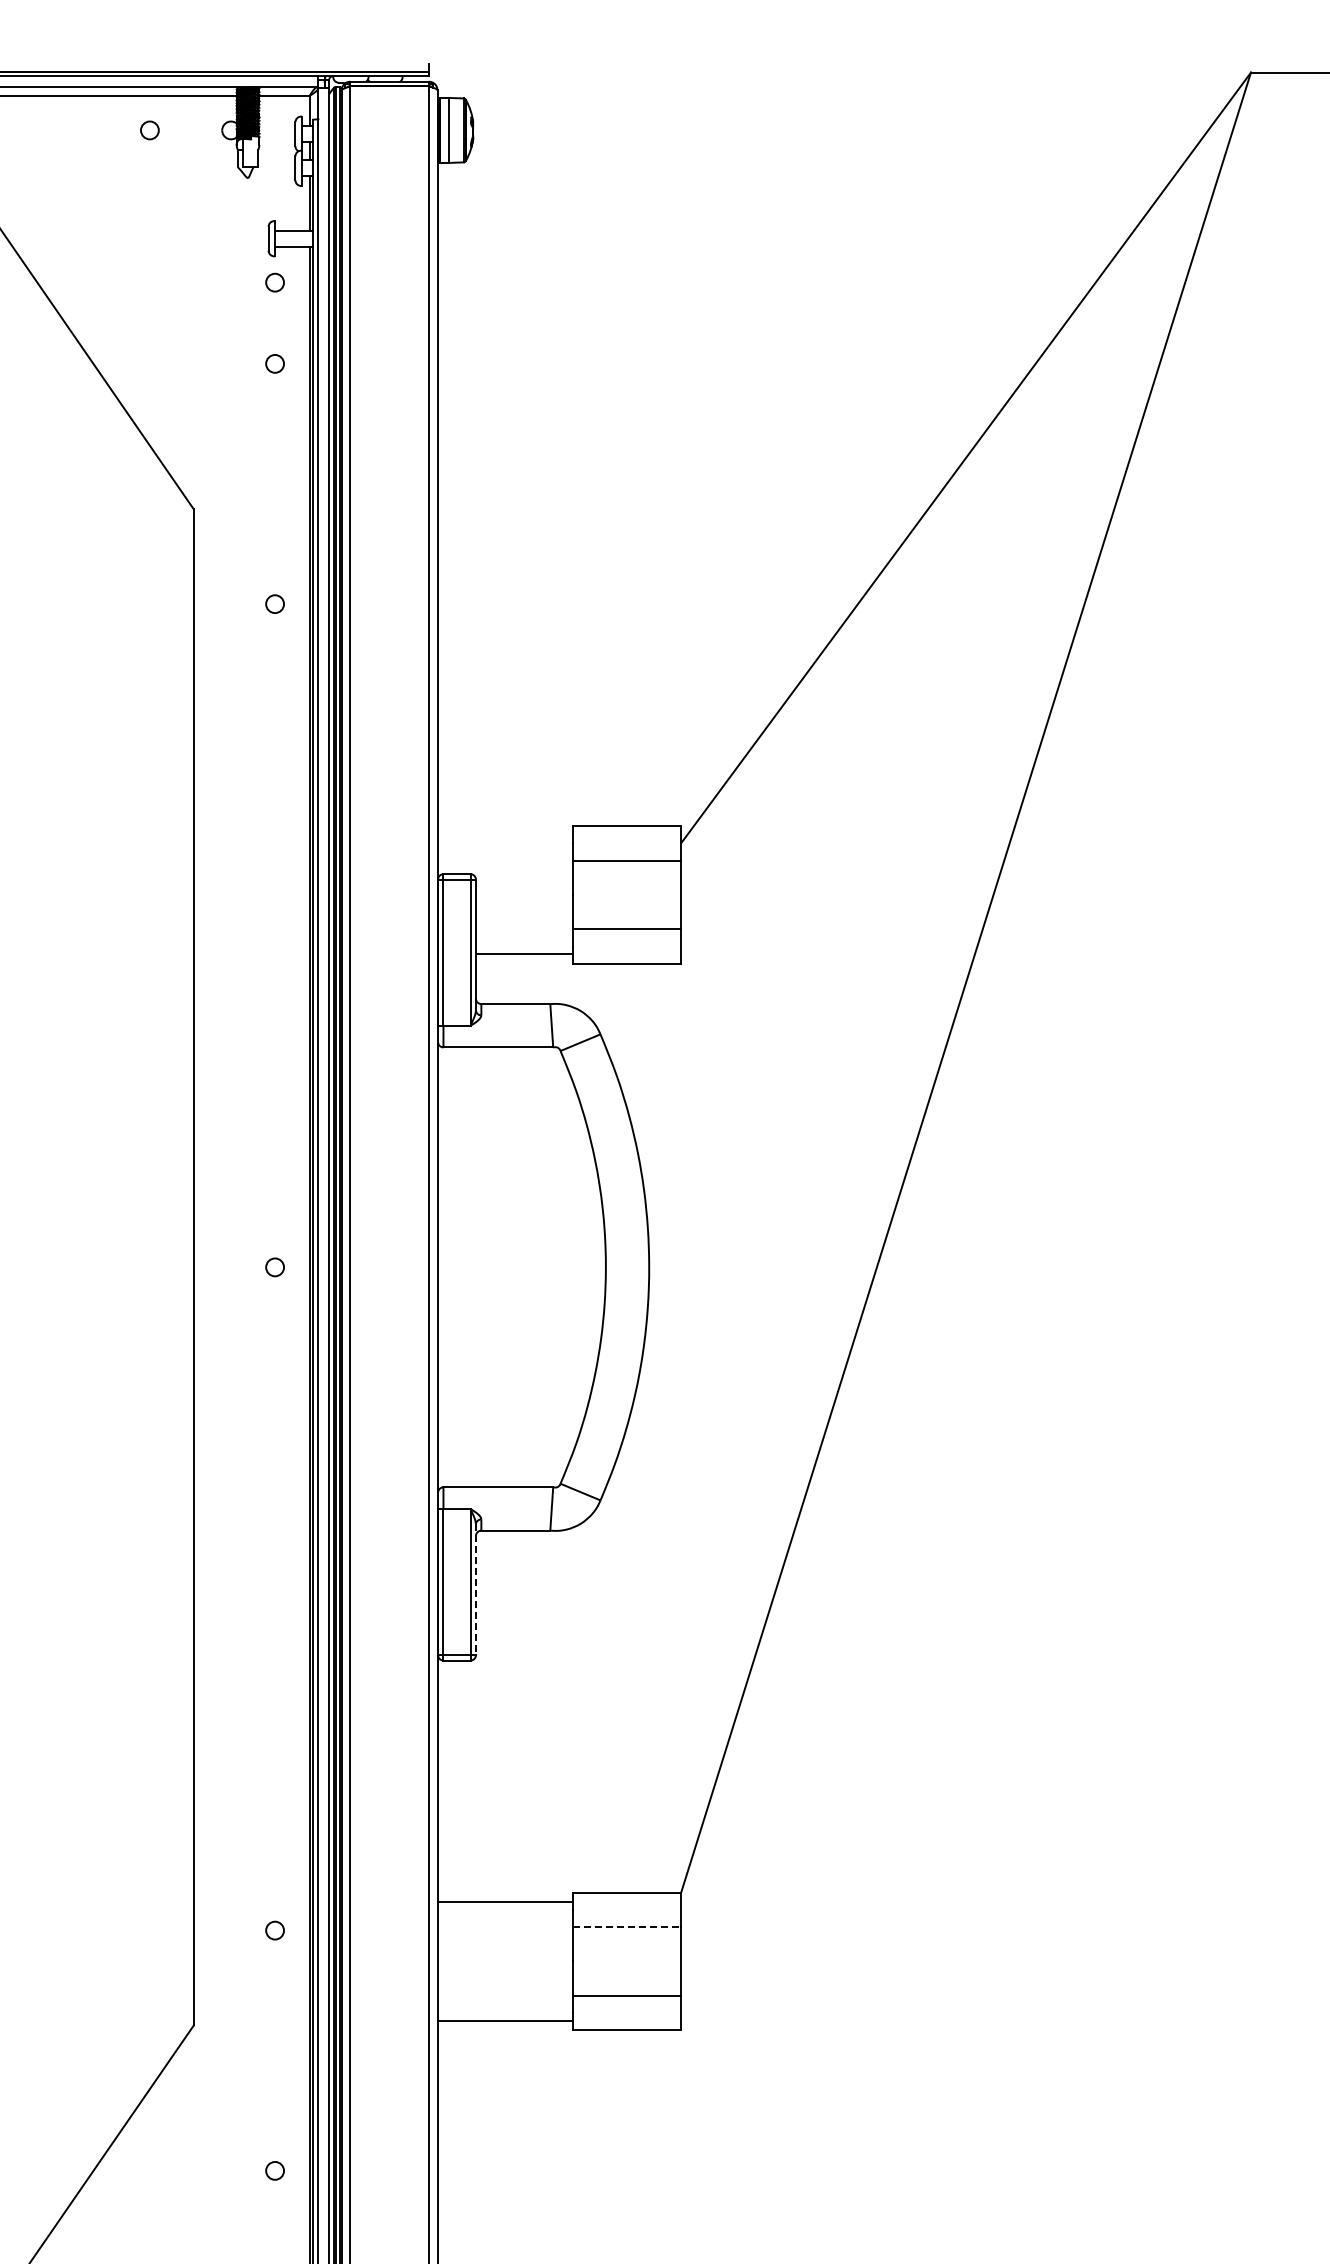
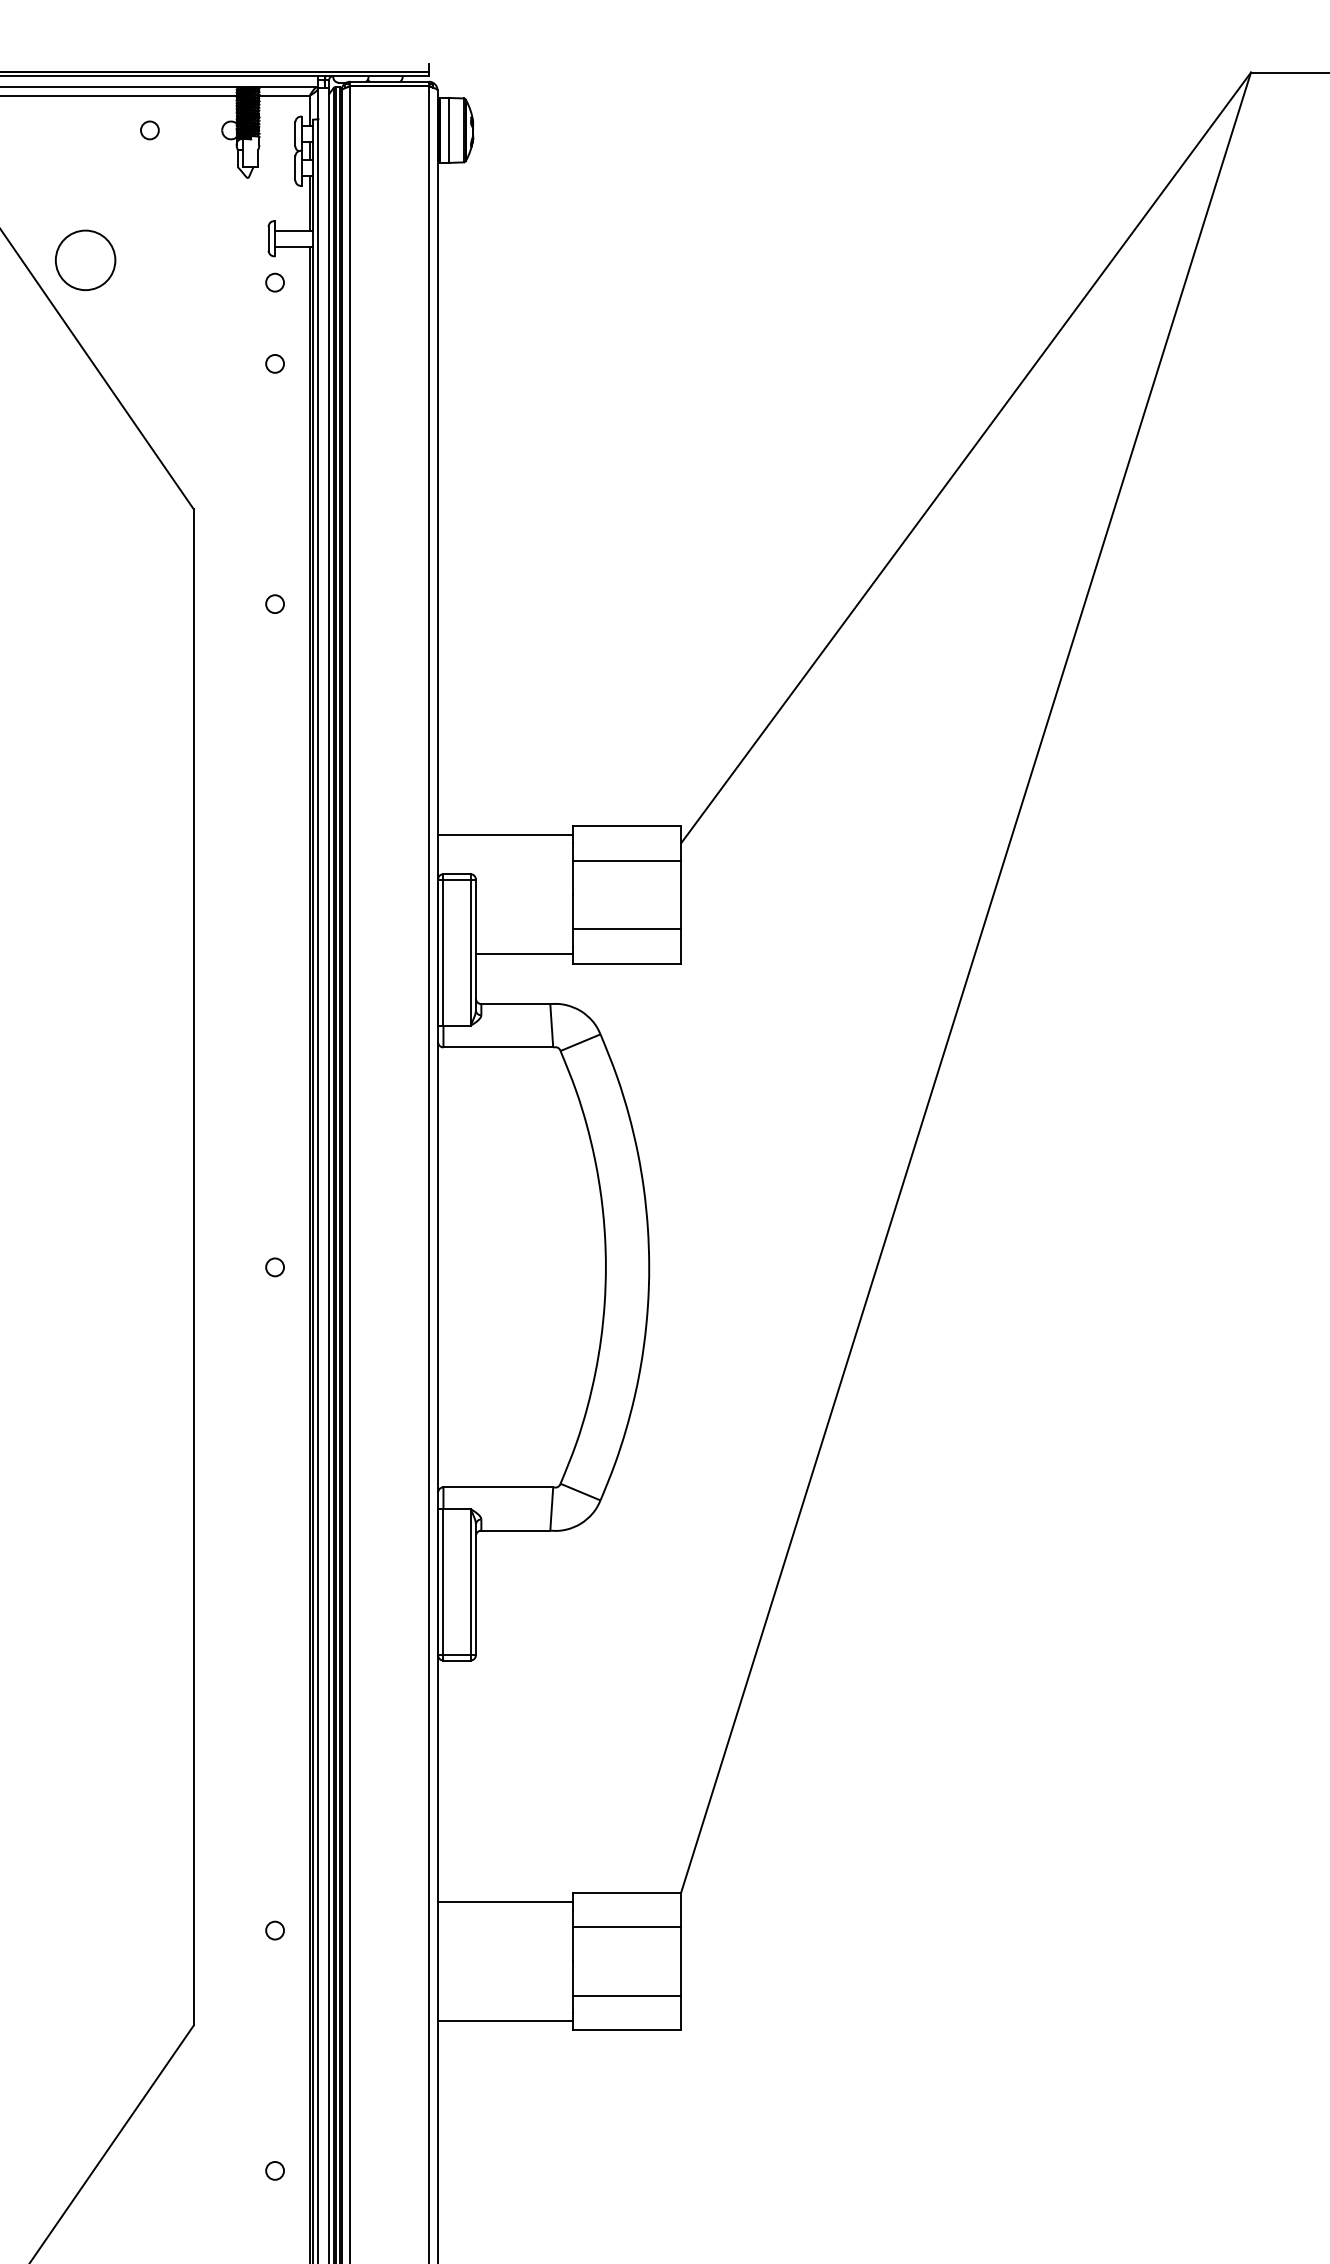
circle: none -> present (85, 259)
line: none -> present (504, 835)
line: dashed -> solid (475, 1590)
line: dashed -> solid (627, 1927)
